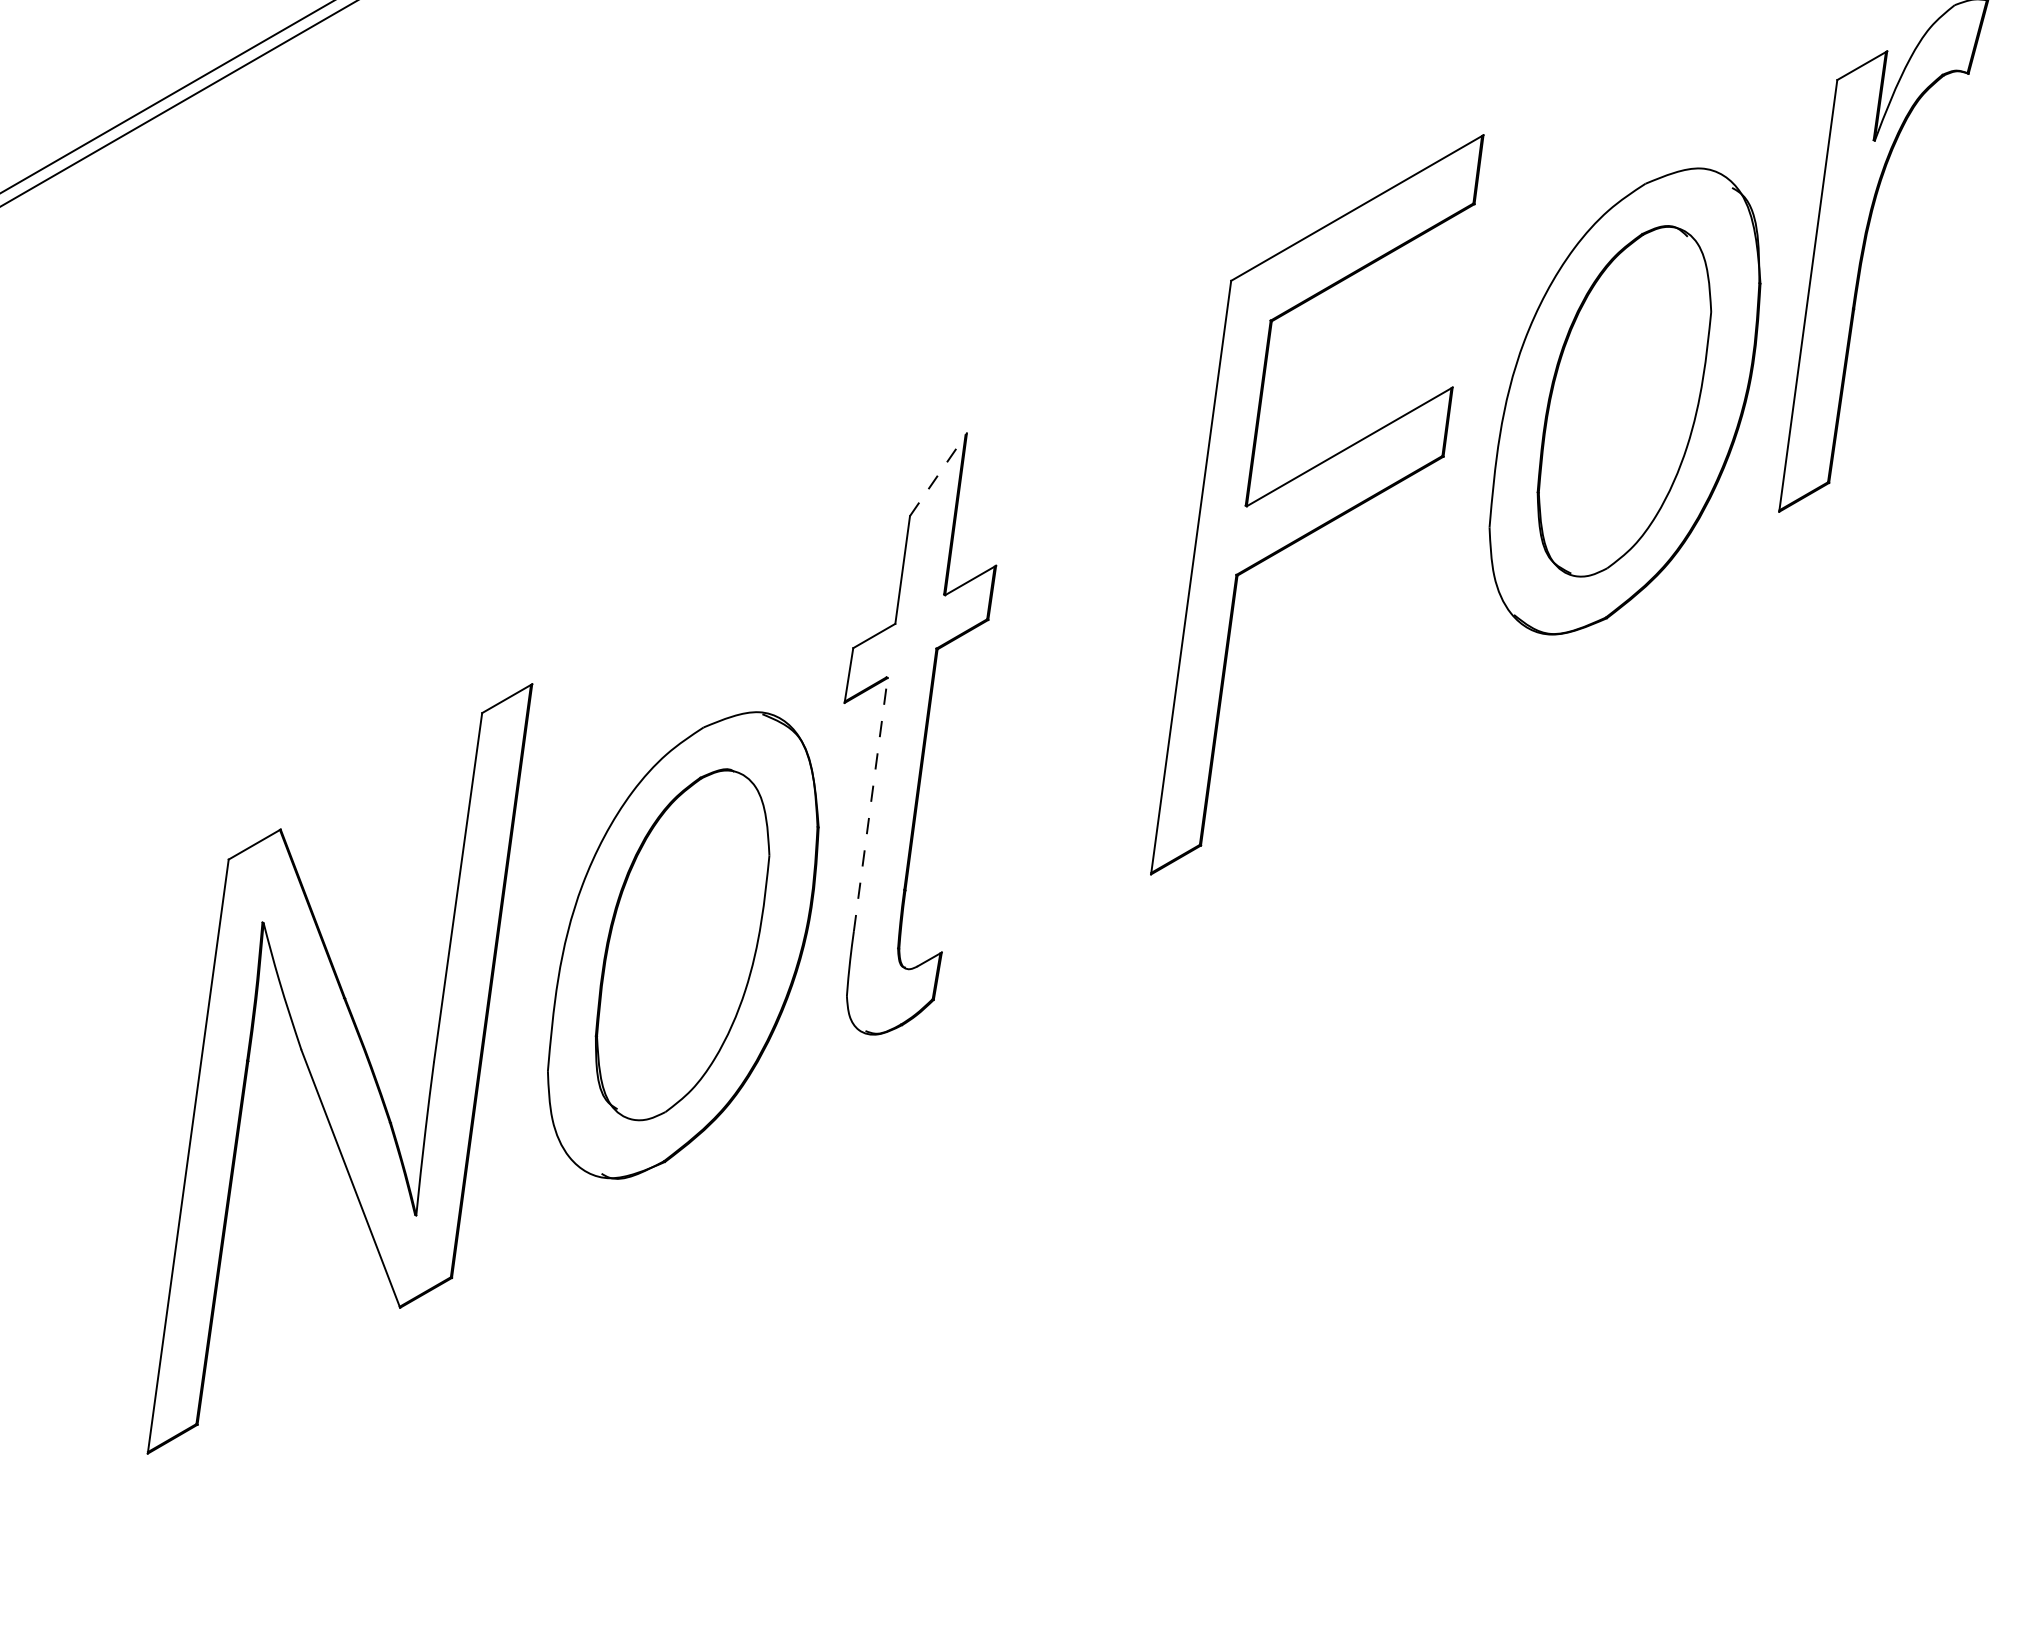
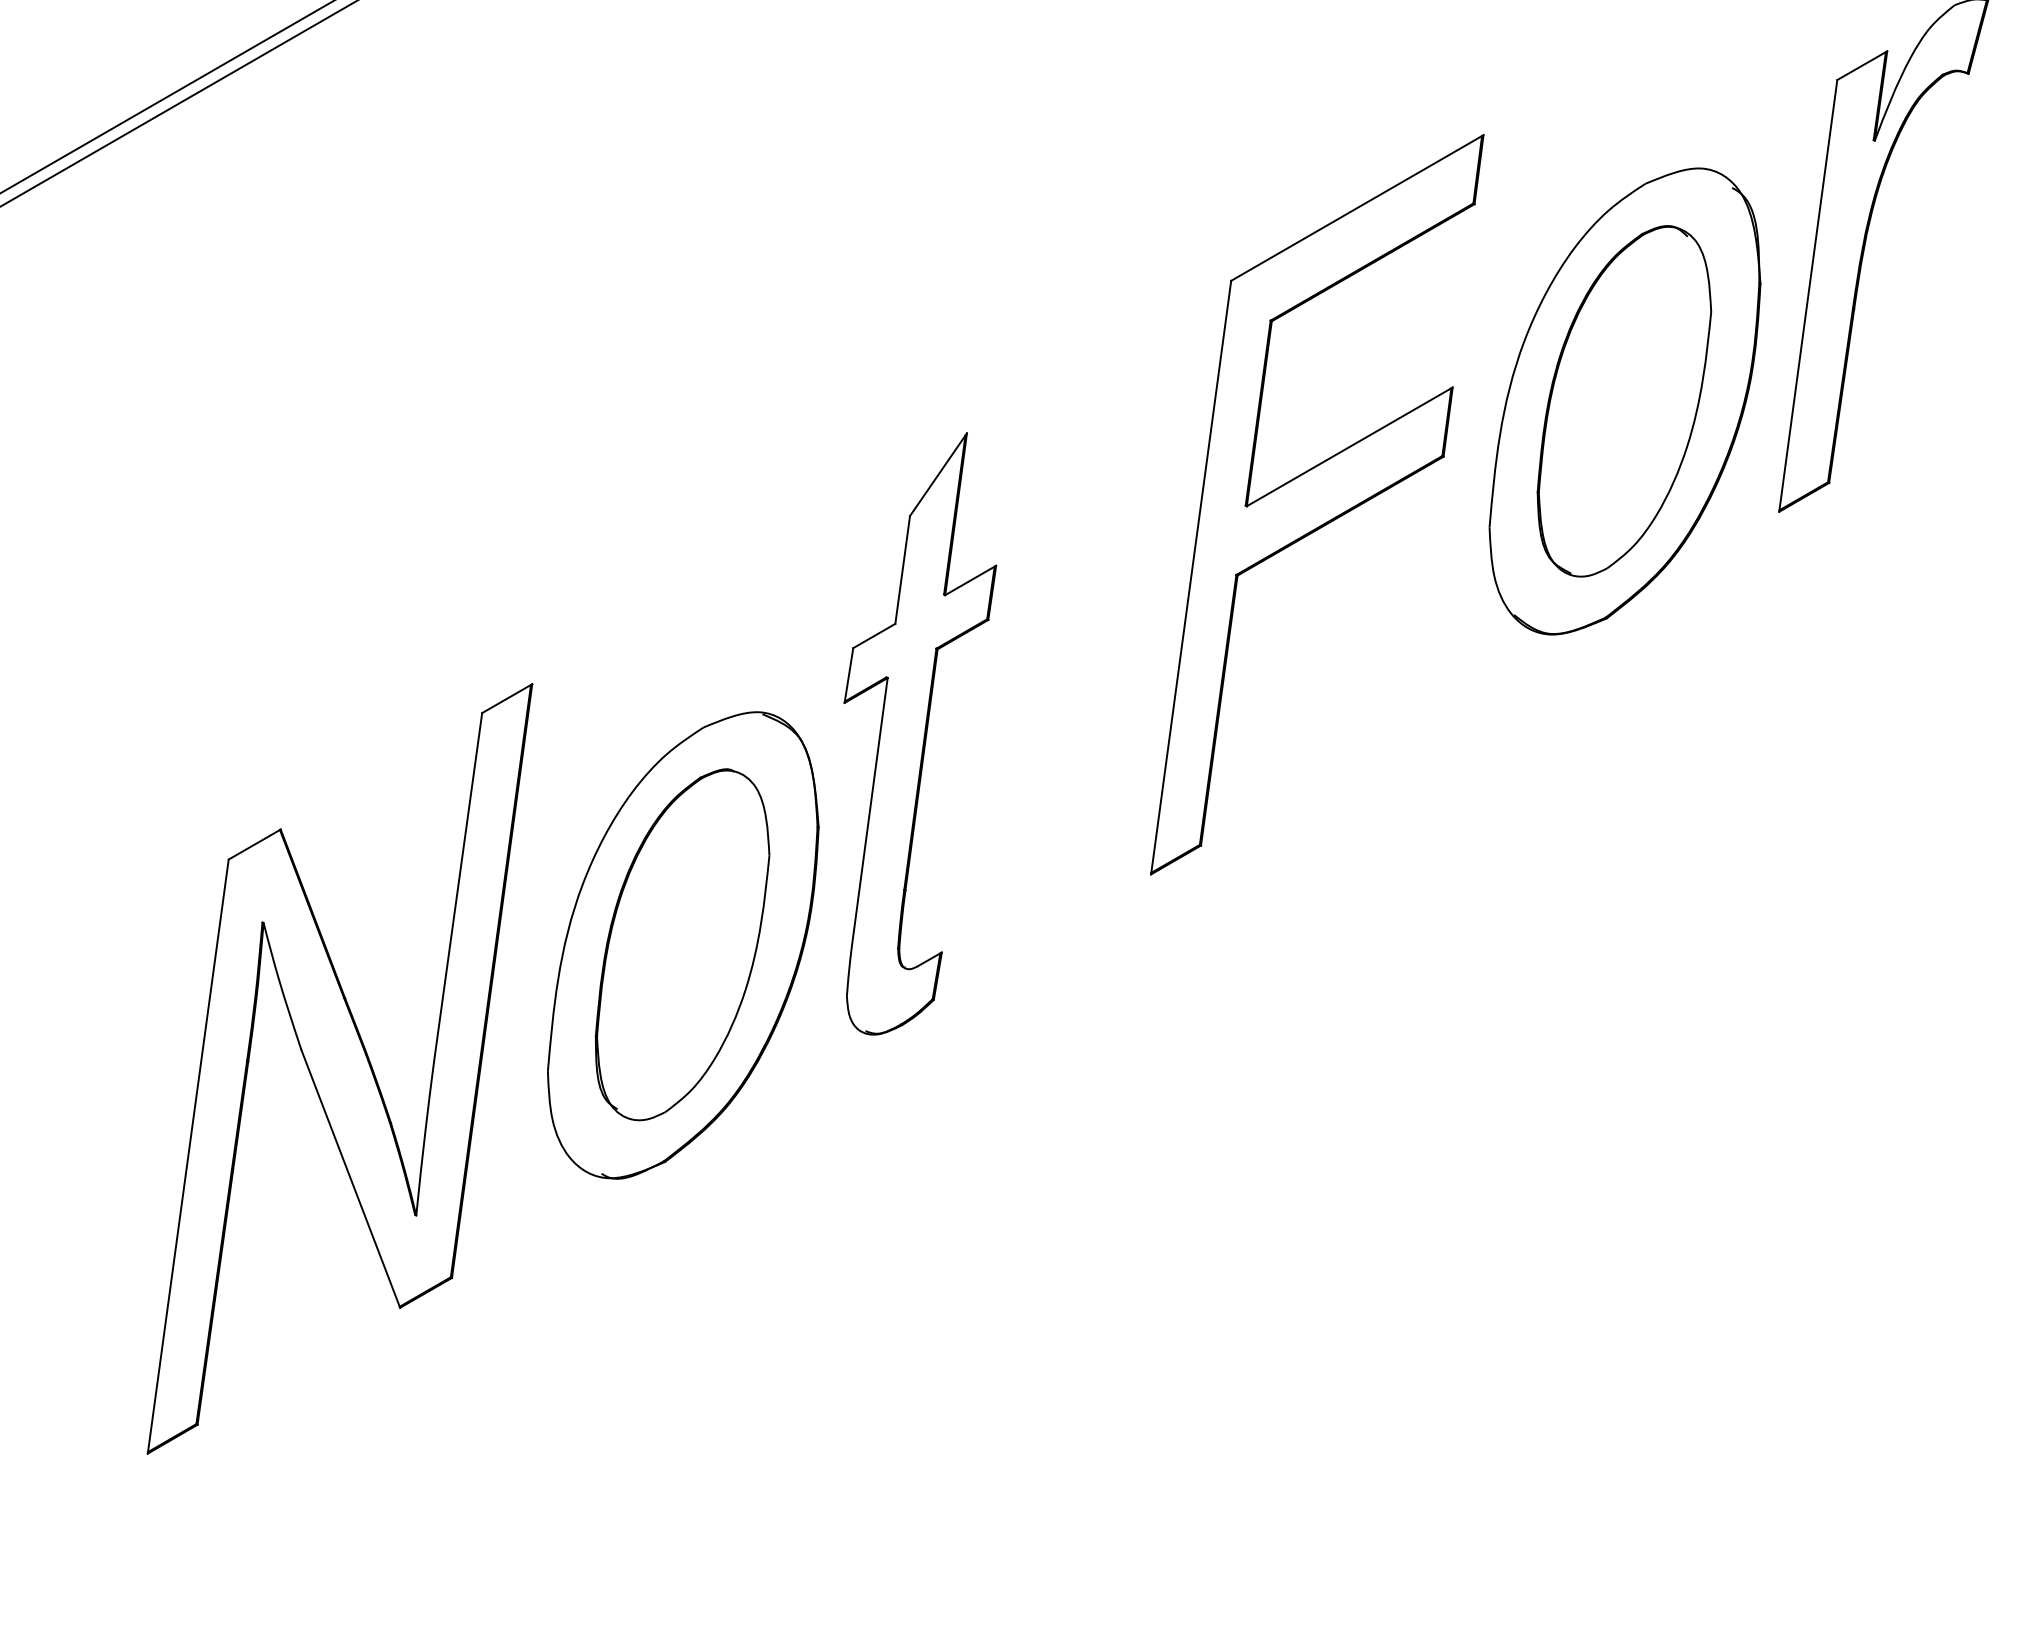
line: dashed -> solid (938, 474)
line: dashed -> solid (870, 804)
